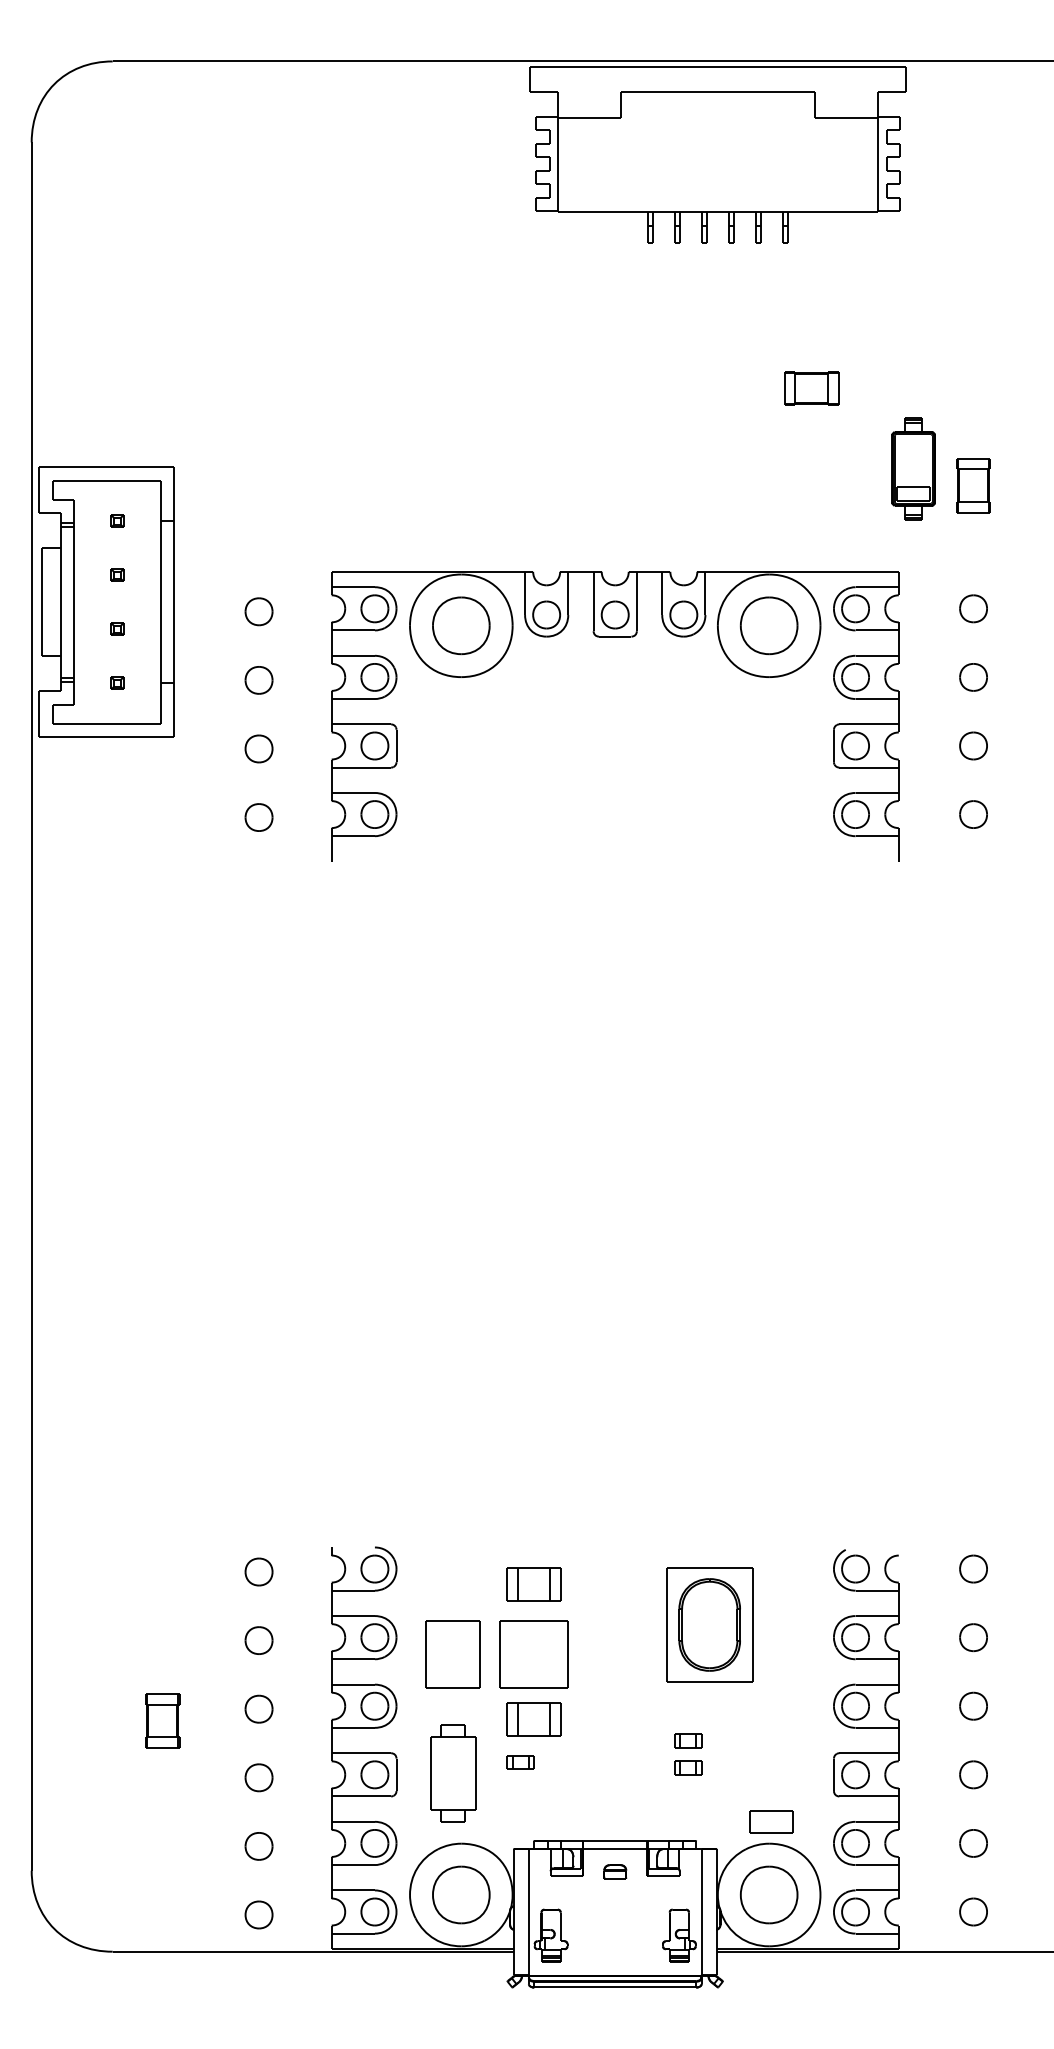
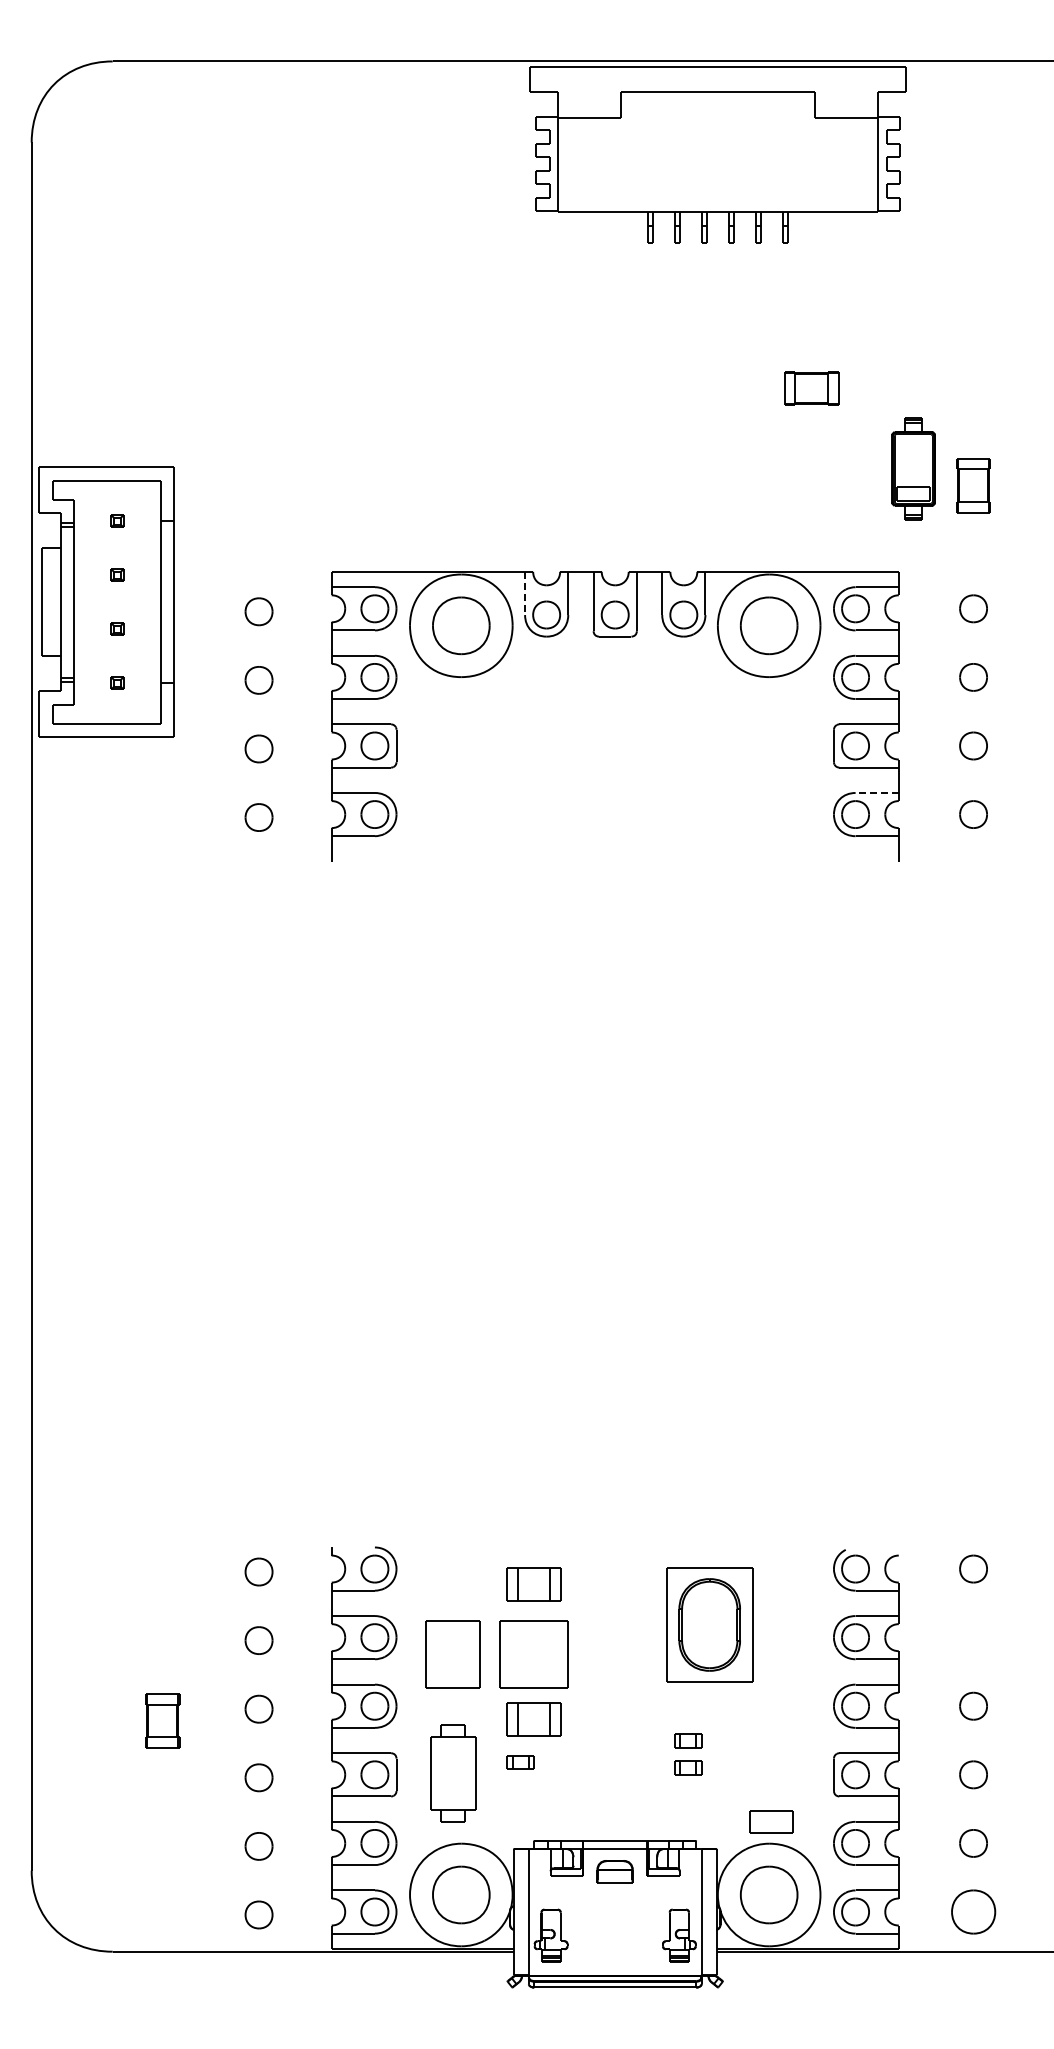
line: solid -> dashed (525, 593)
line: solid -> dashed (877, 792)
part: present -> none (973, 1637)
part size: 25x16 px -> 38x24 px (614, 1871)
part size: 29x30 px -> 46x46 px (973, 1911)
